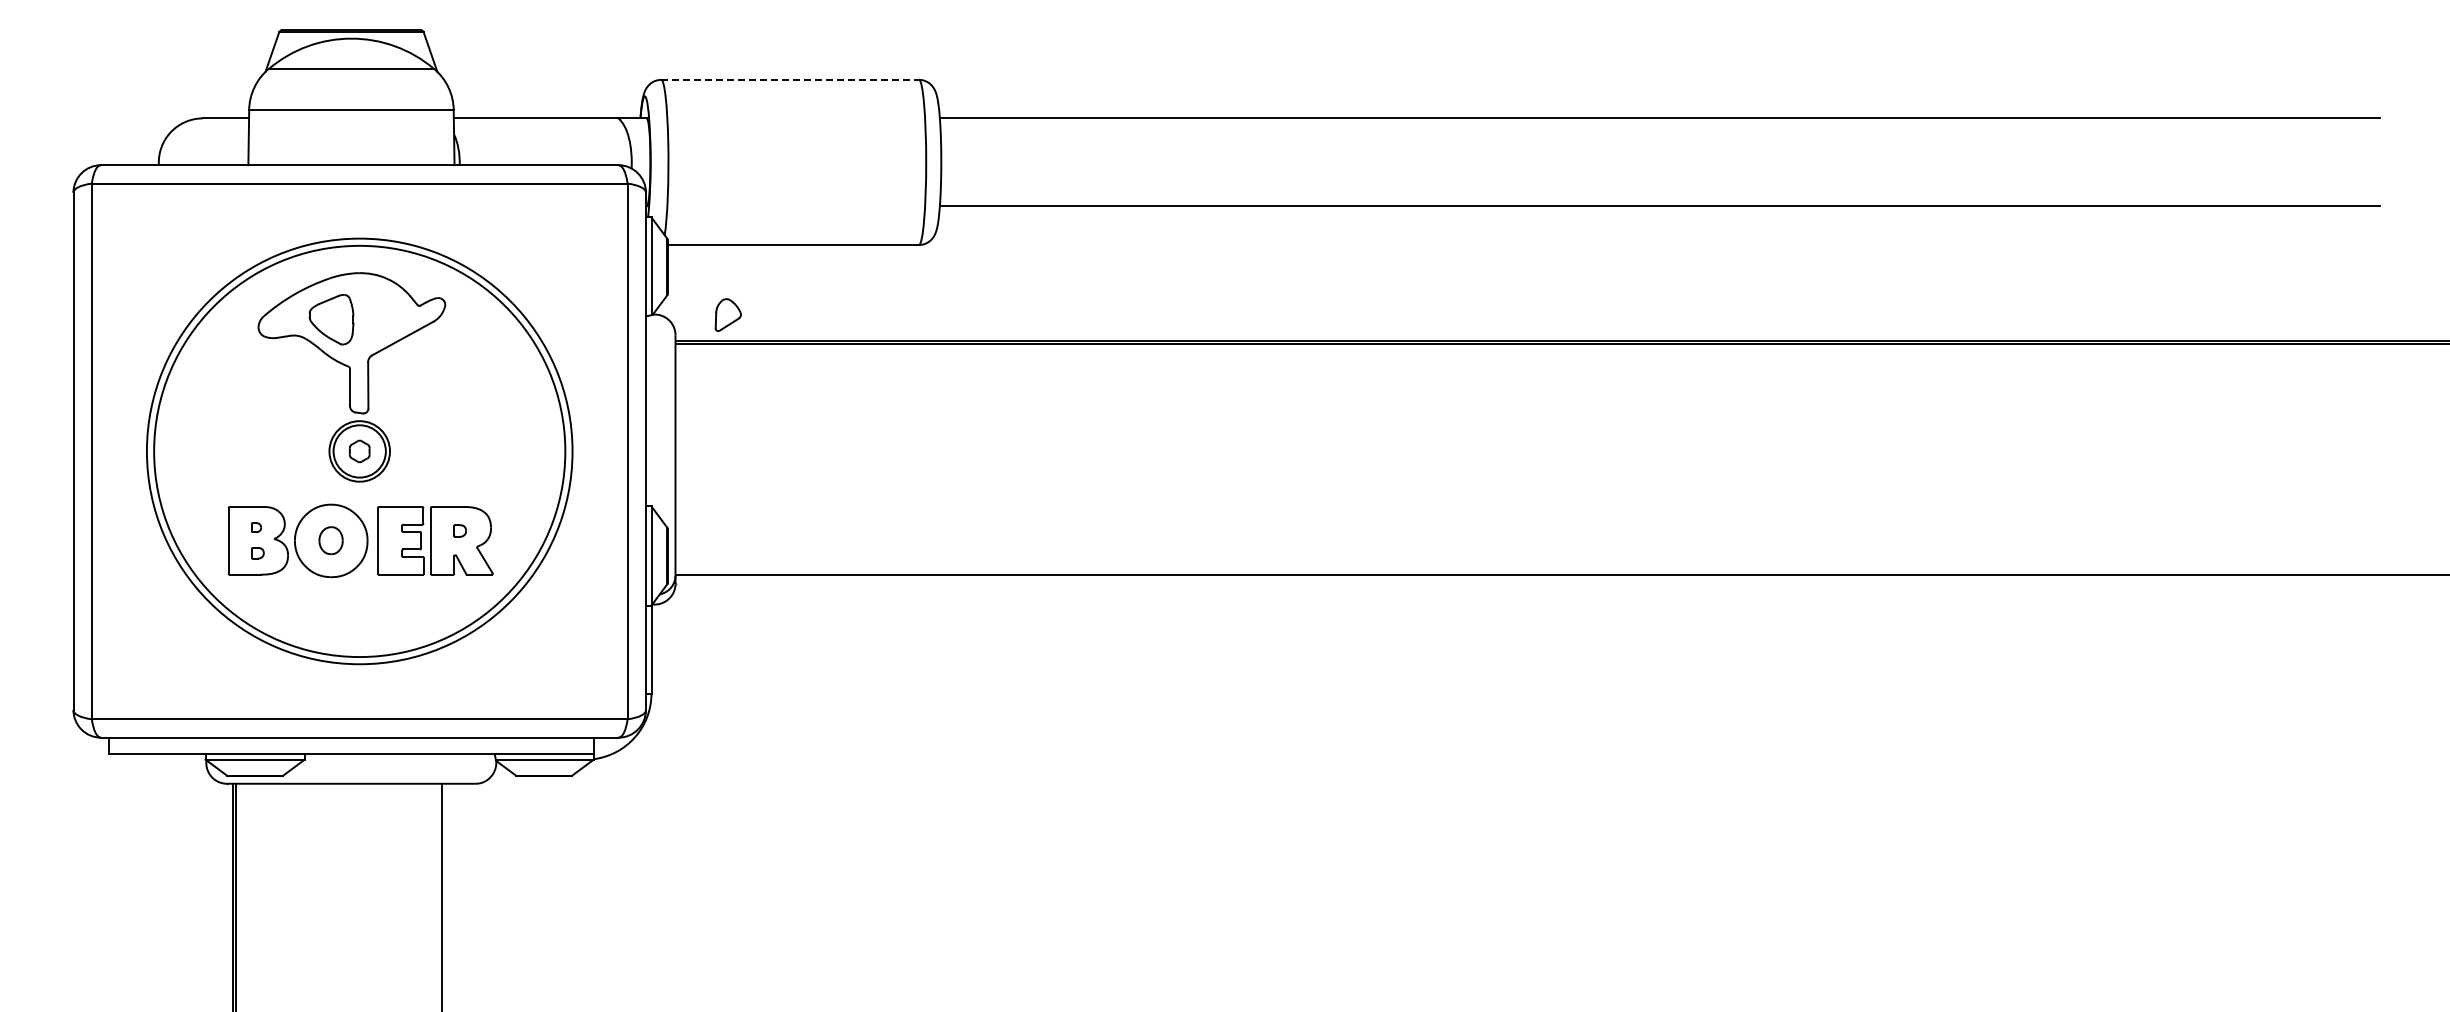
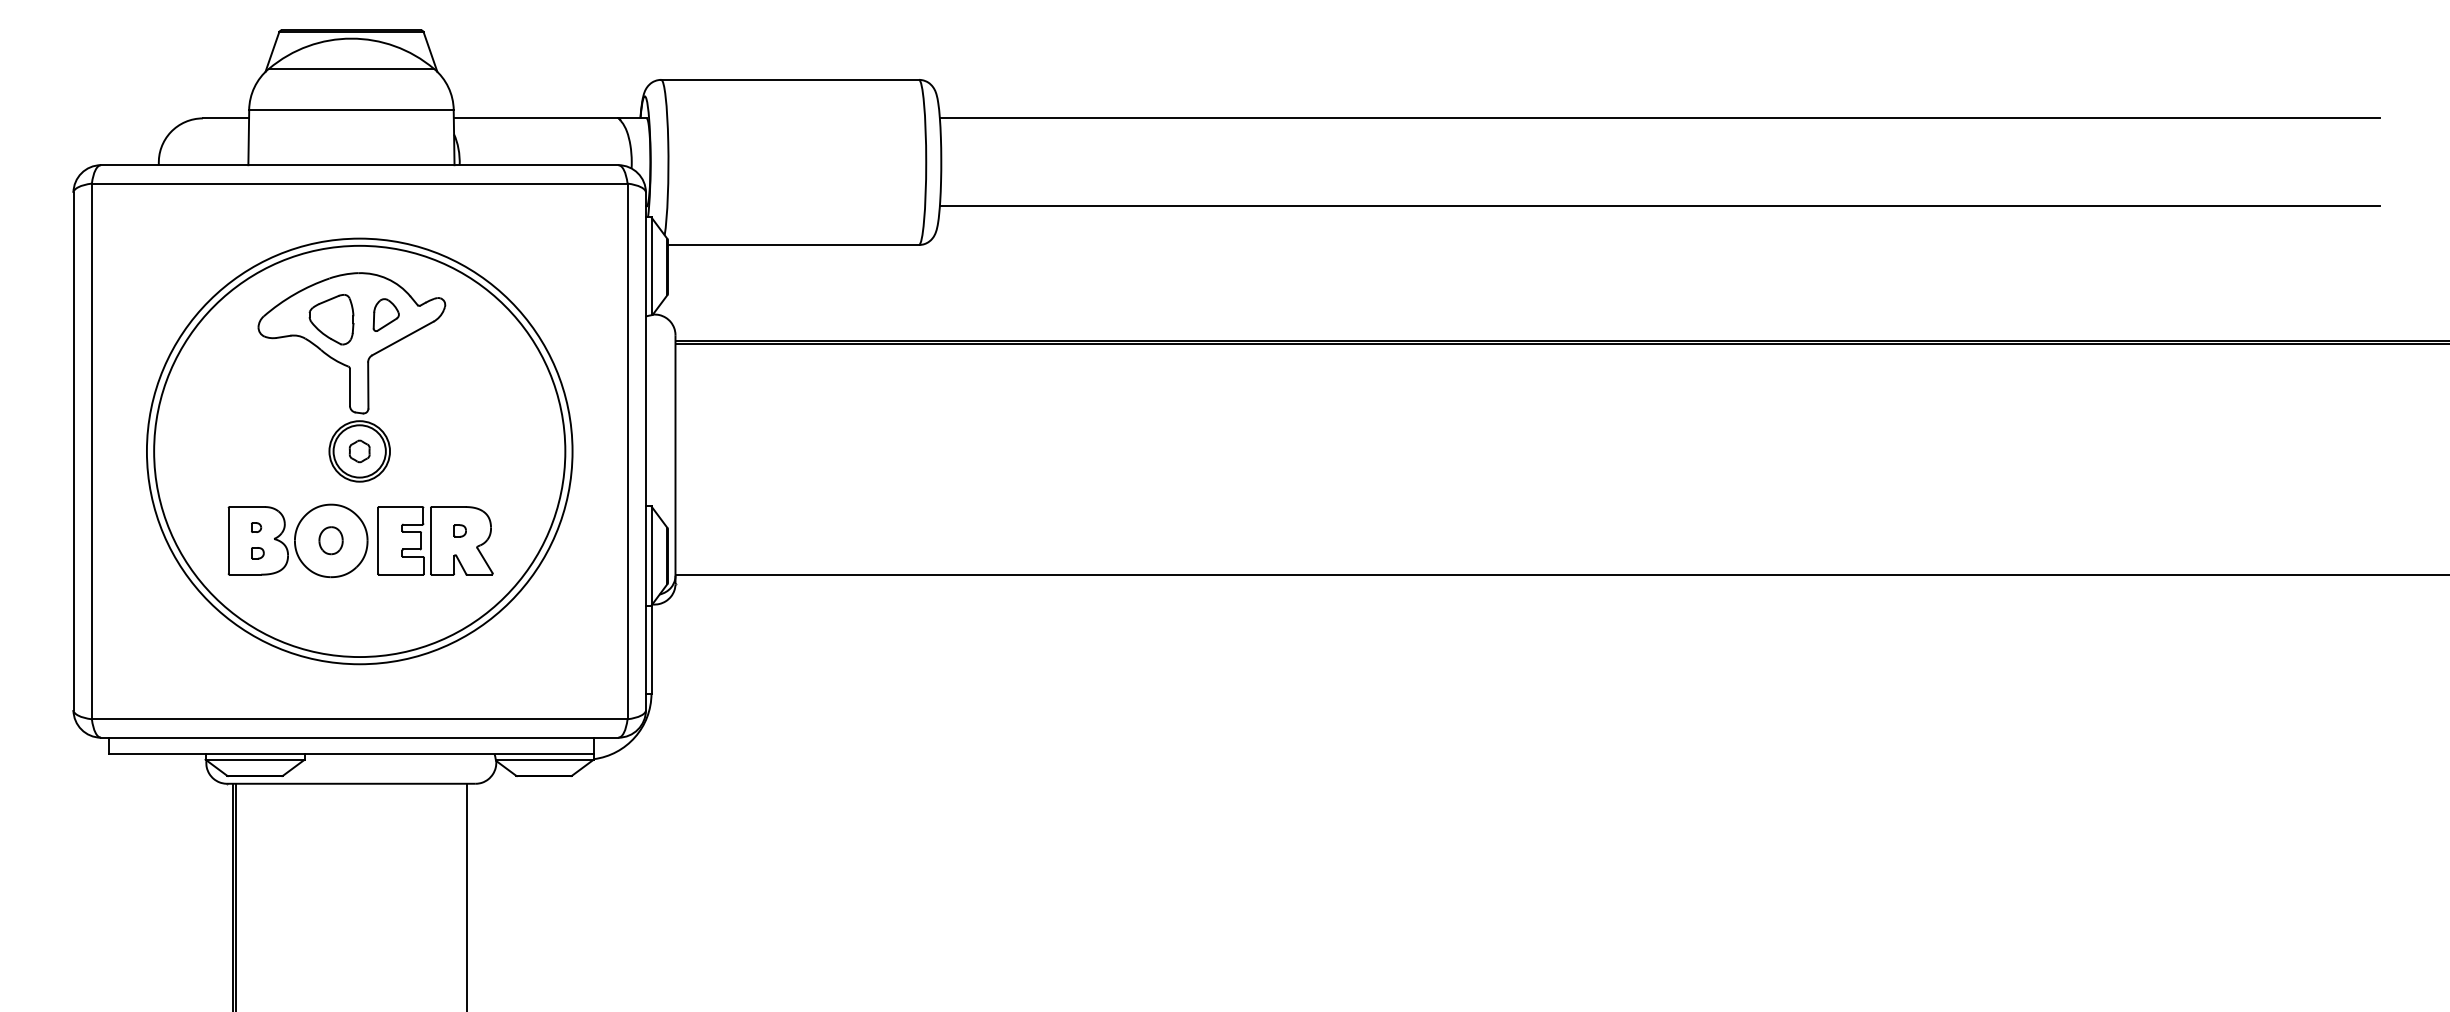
line: dashed -> solid (790, 79)
part position: (727, 314) -> (385, 314) (385, 314)
line position: (442, 895) -> (467, 895) (467, 895)
